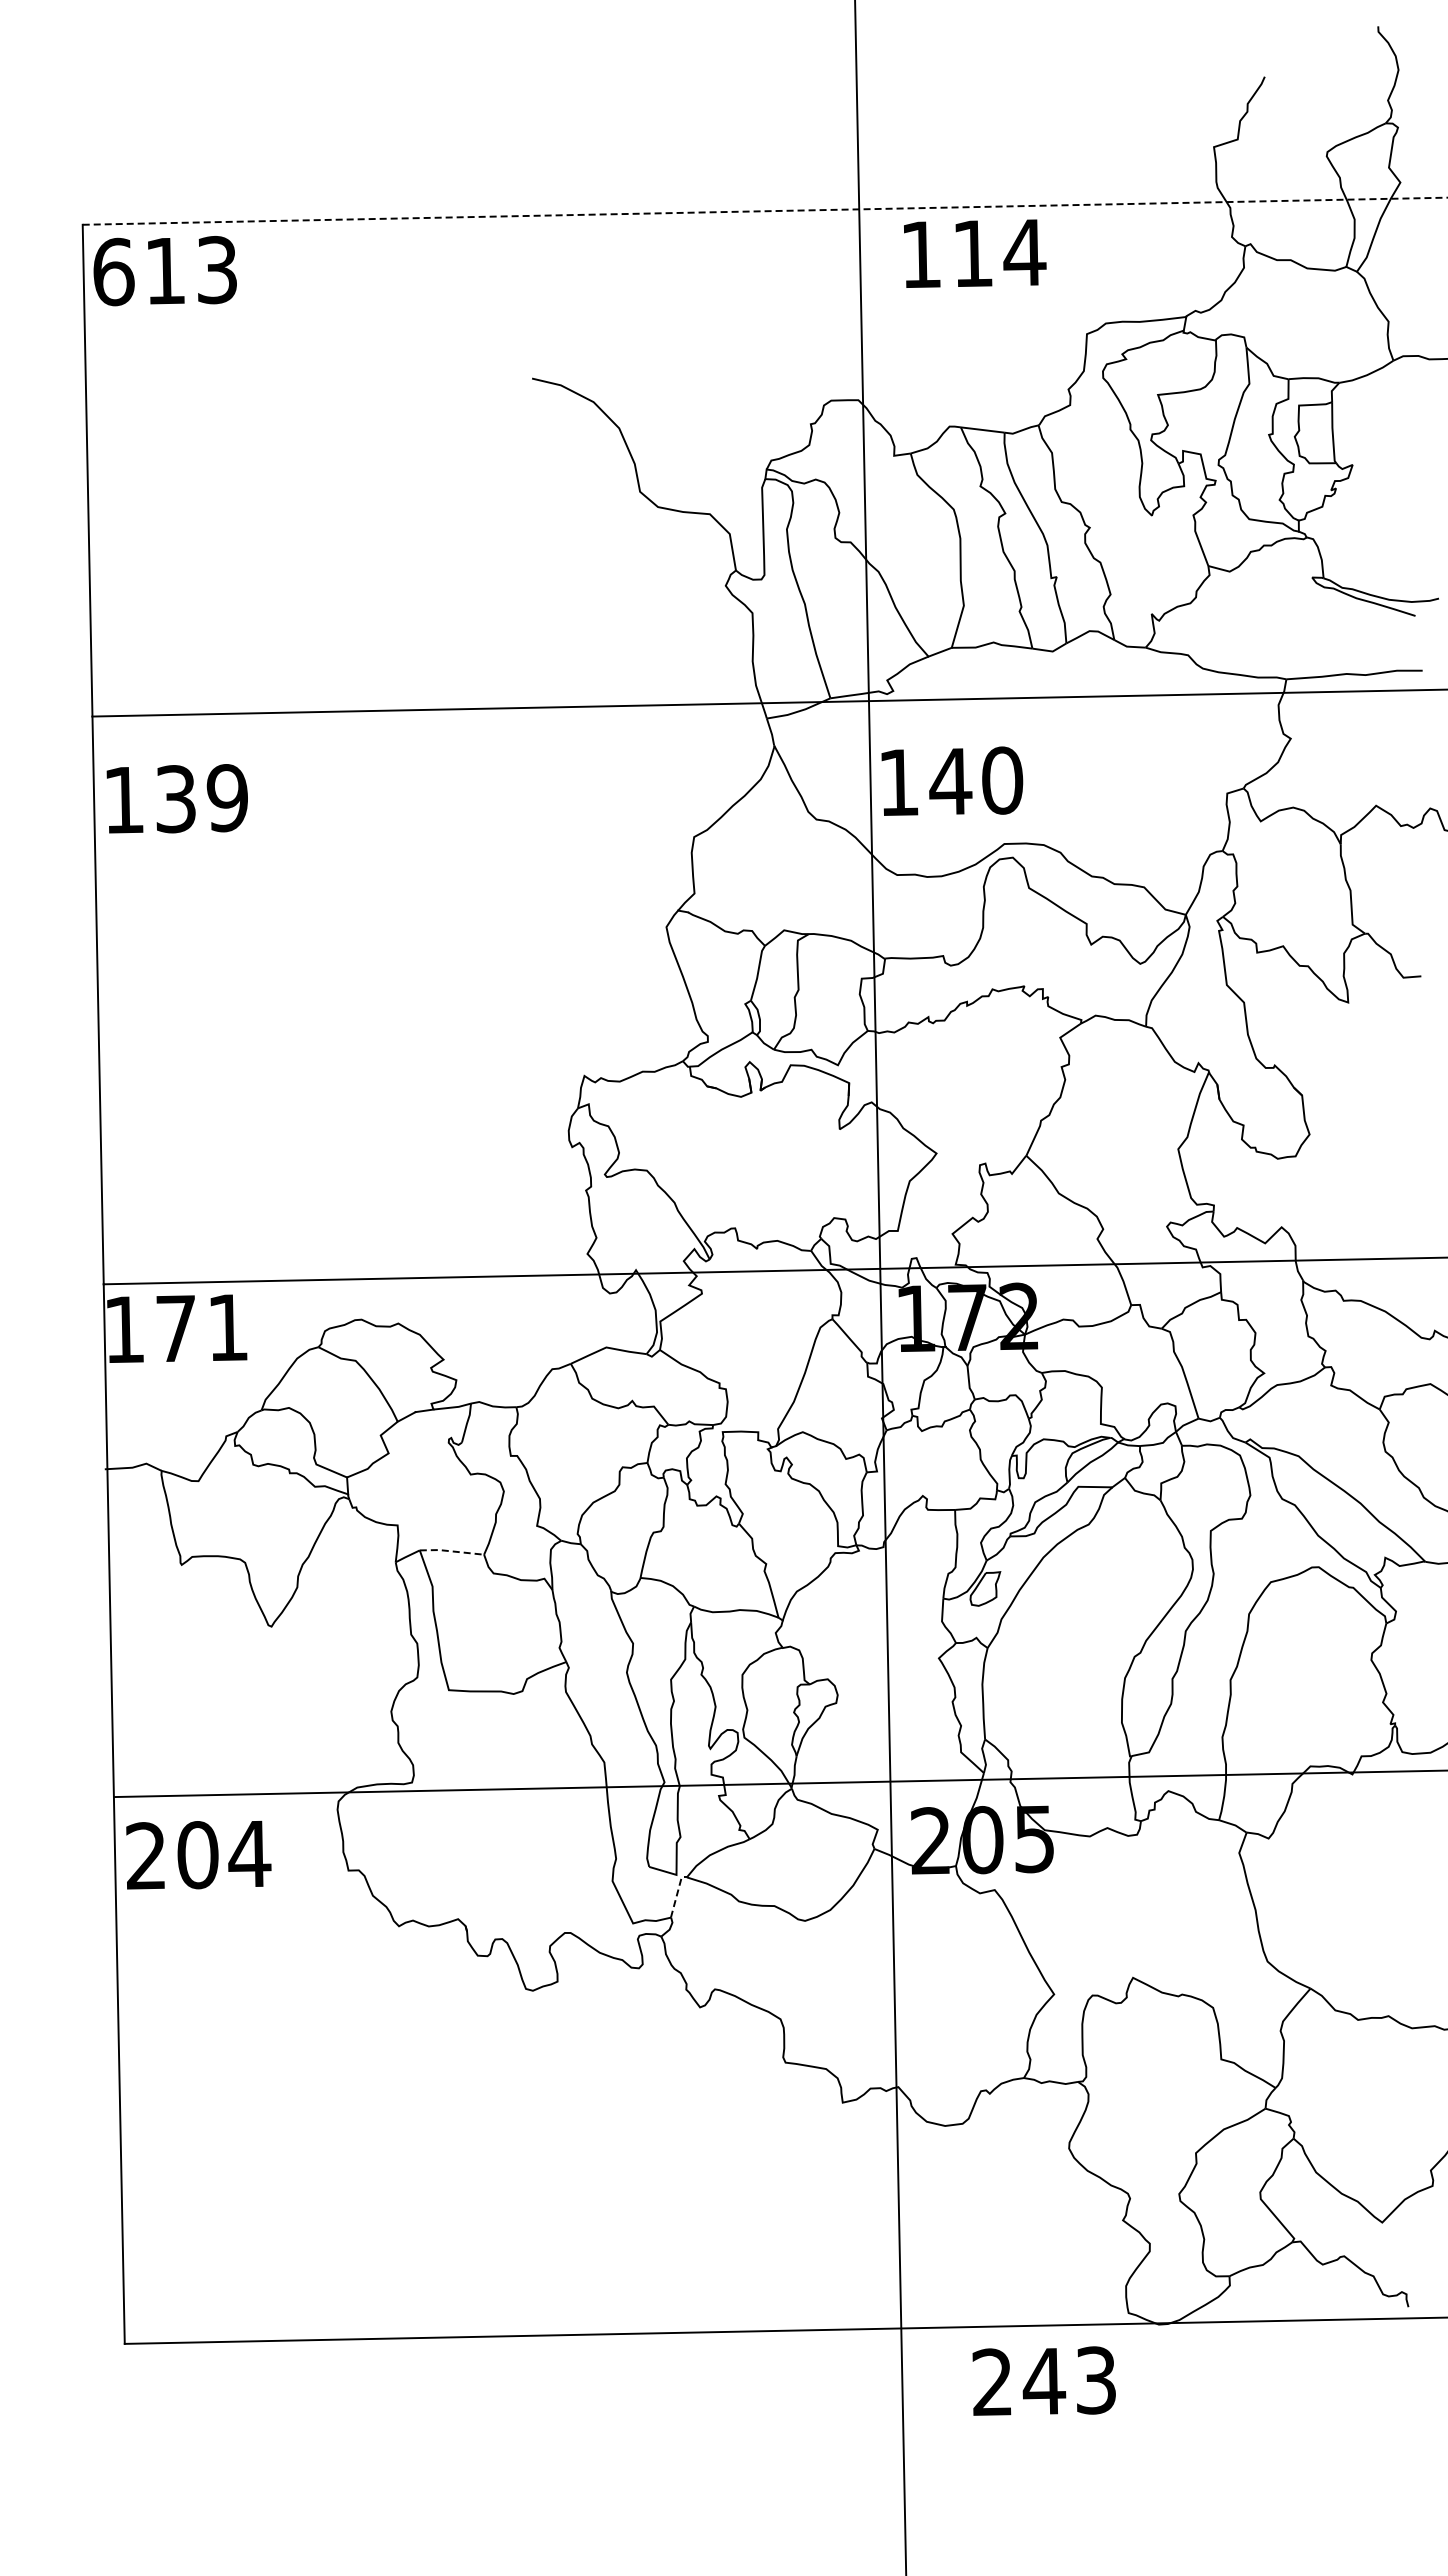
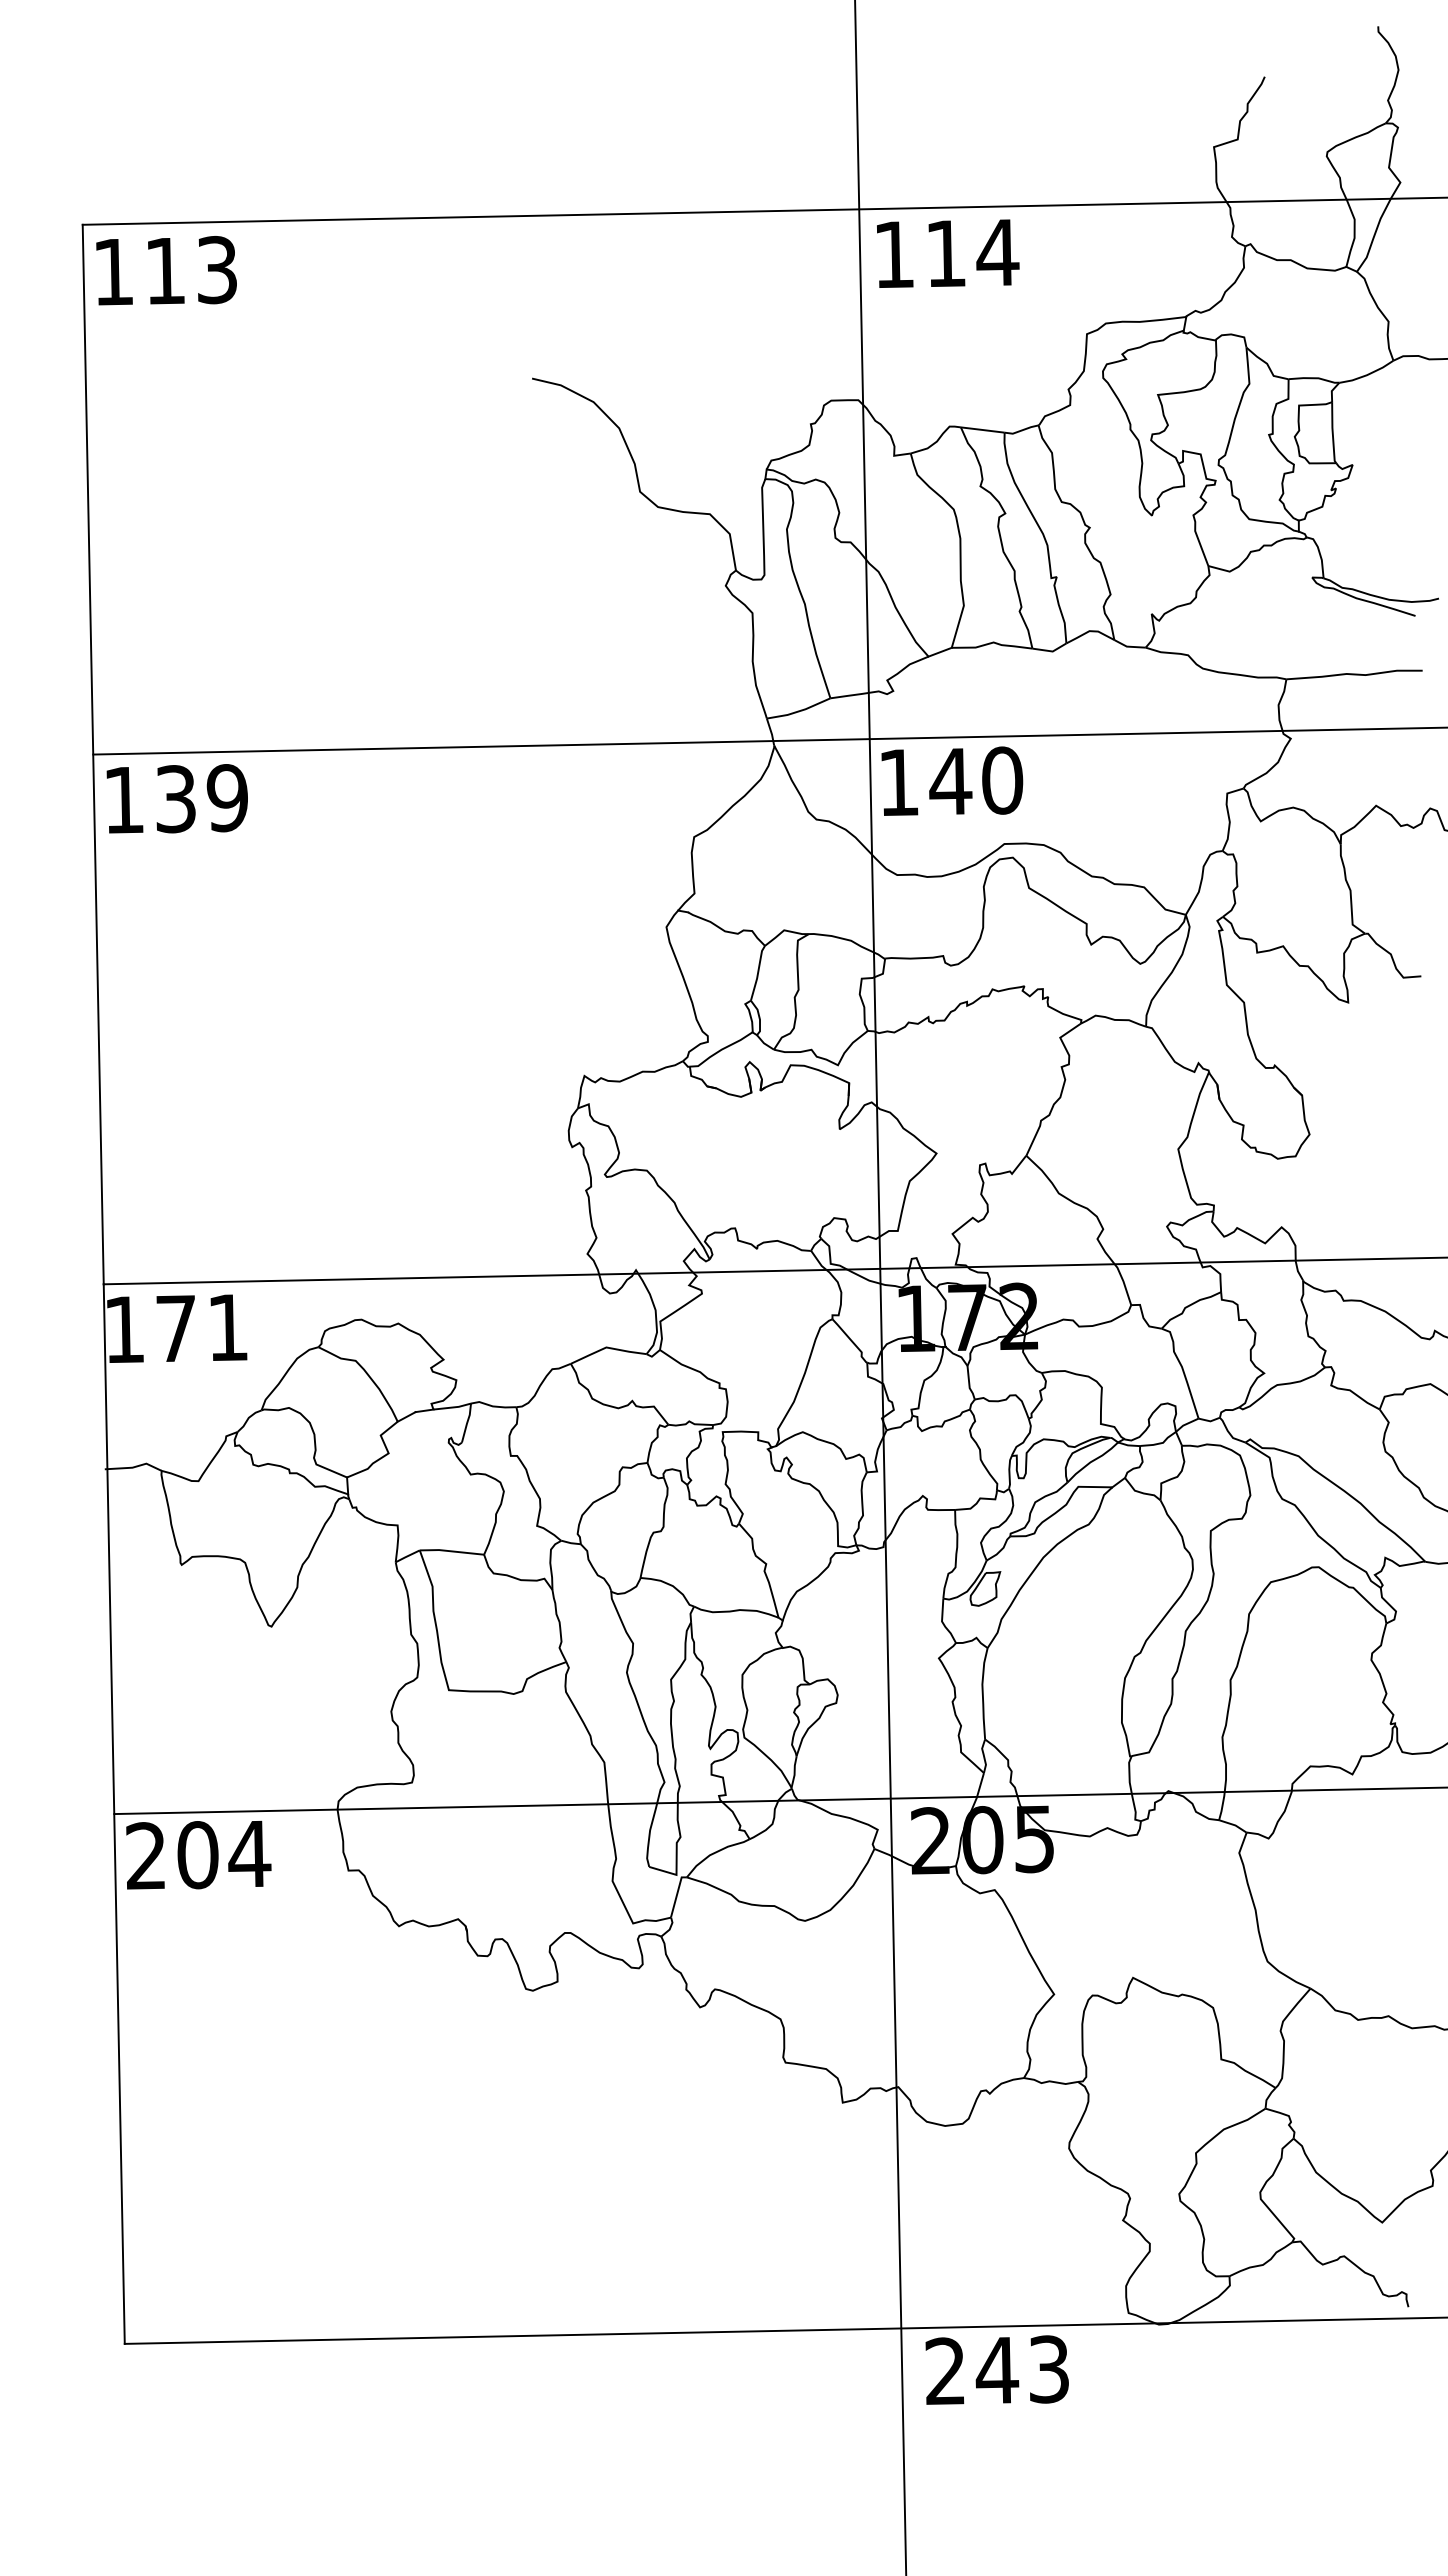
line: dashed -> solid (765, 211)
text position: (975, 253) -> (948, 253) (948, 253)
text: 613 -> 113 (113, 271)
line position: (768, 702) -> (768, 740) (768, 740)
line: dashed -> solid (451, 1551)
line position: (779, 1783) -> (779, 1800) (779, 1800)
line: dashed -> solid (677, 1894)
text position: (1043, 2380) -> (996, 2369) (996, 2369)
